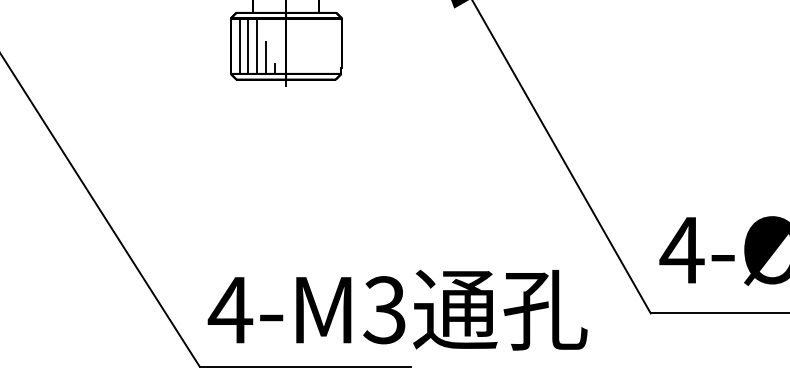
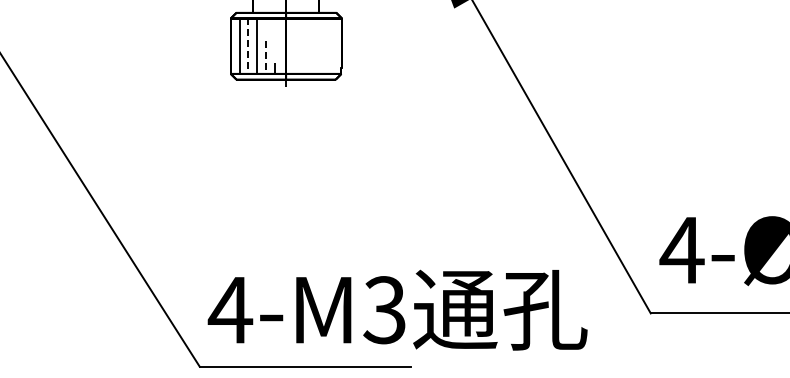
line: solid -> dashed (248, 46)
line: solid -> dashed (266, 57)
